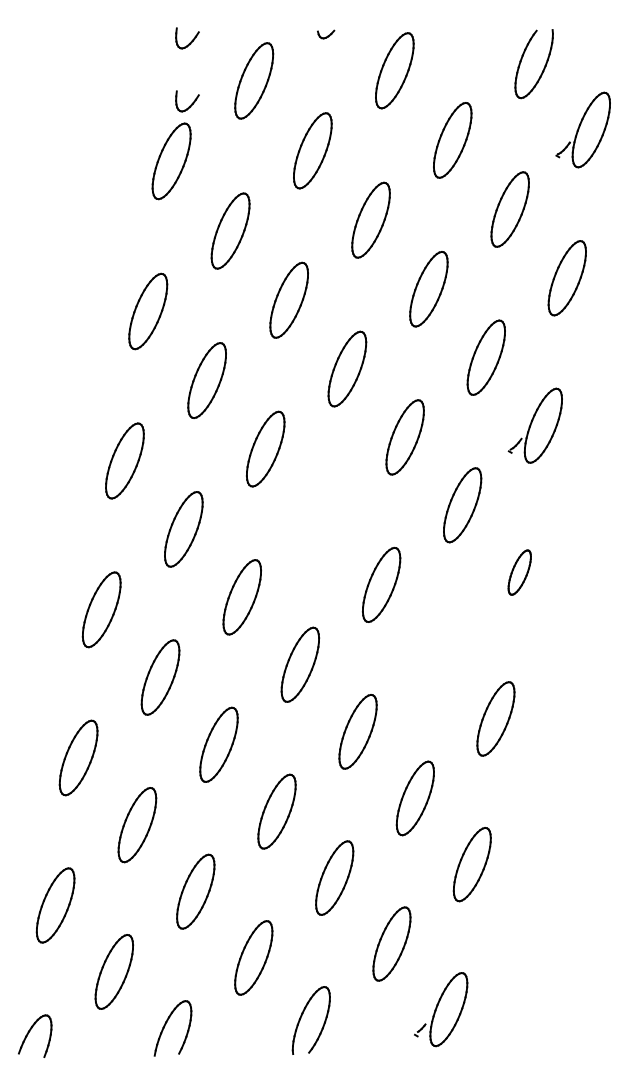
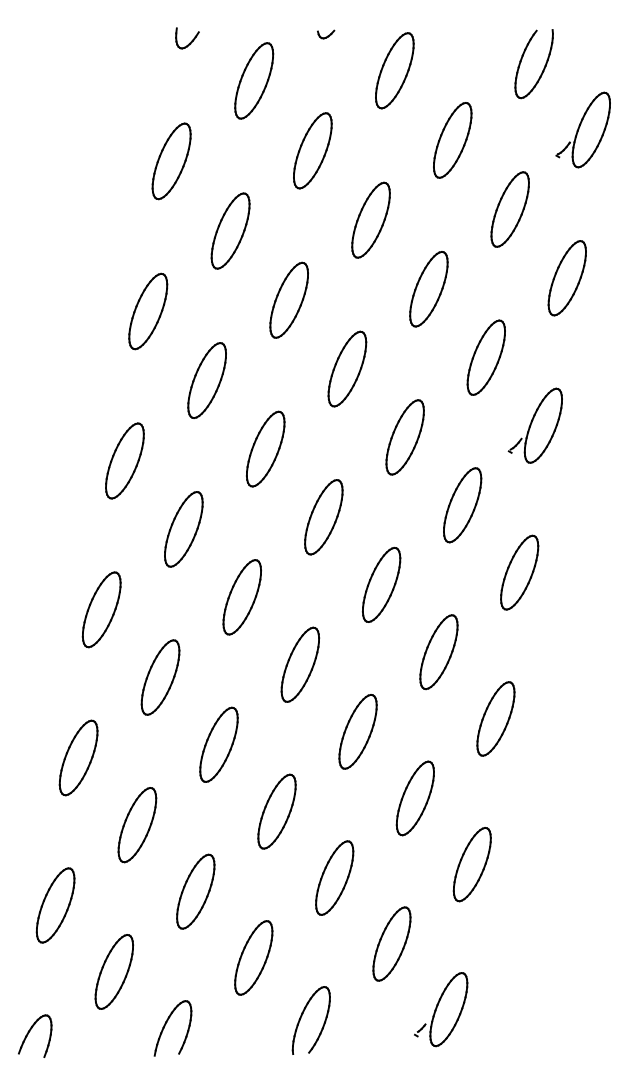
part: present -> none (187, 101)
part: none -> present (323, 517)
part size: 25x47 px -> 40x77 px (519, 572)
part: none -> present (438, 652)
